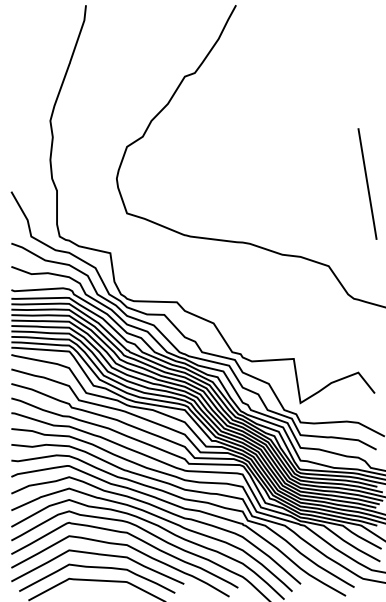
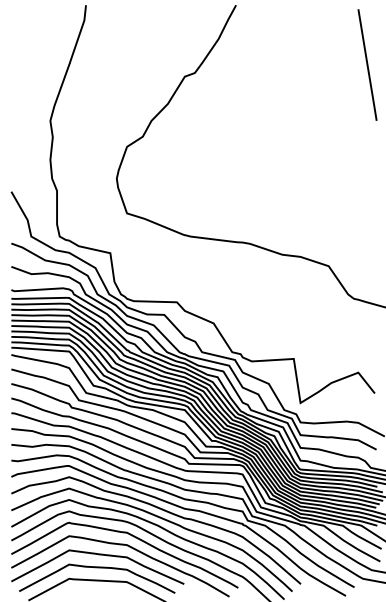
line position: (367, 183) -> (367, 64) (367, 64)
